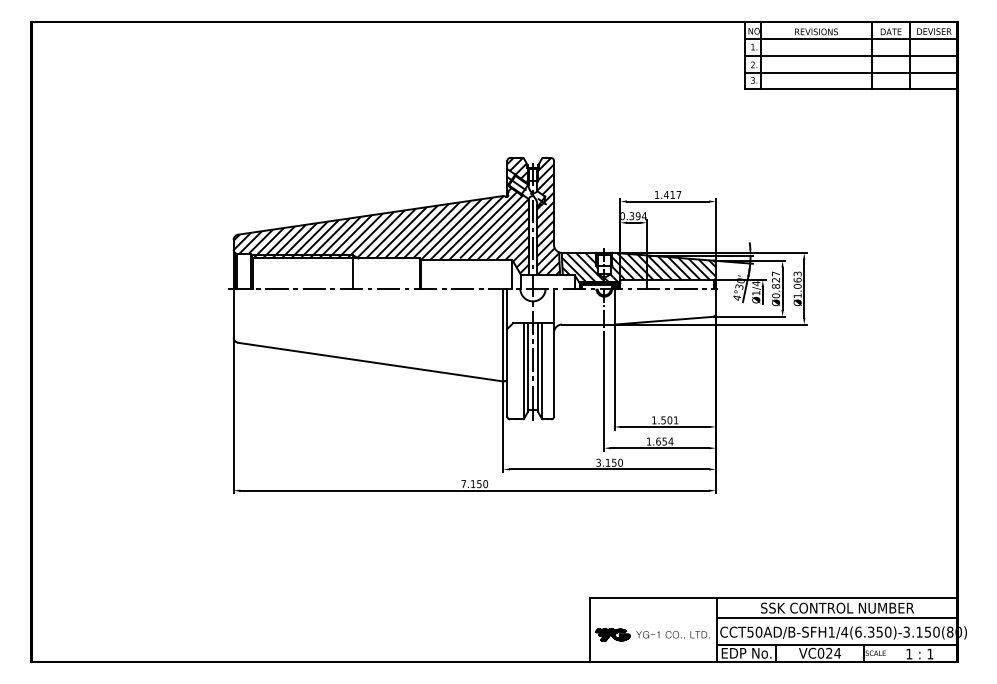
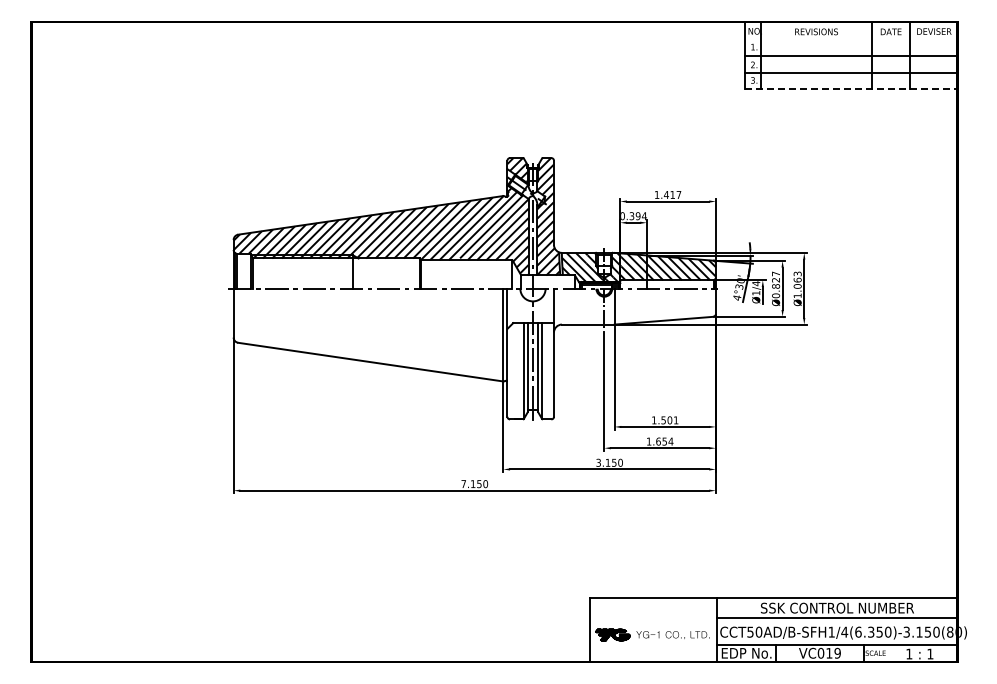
line: present -> none (850, 39)
line: solid -> dashed (851, 89)
text: VC024 -> VC019 (833, 652)
